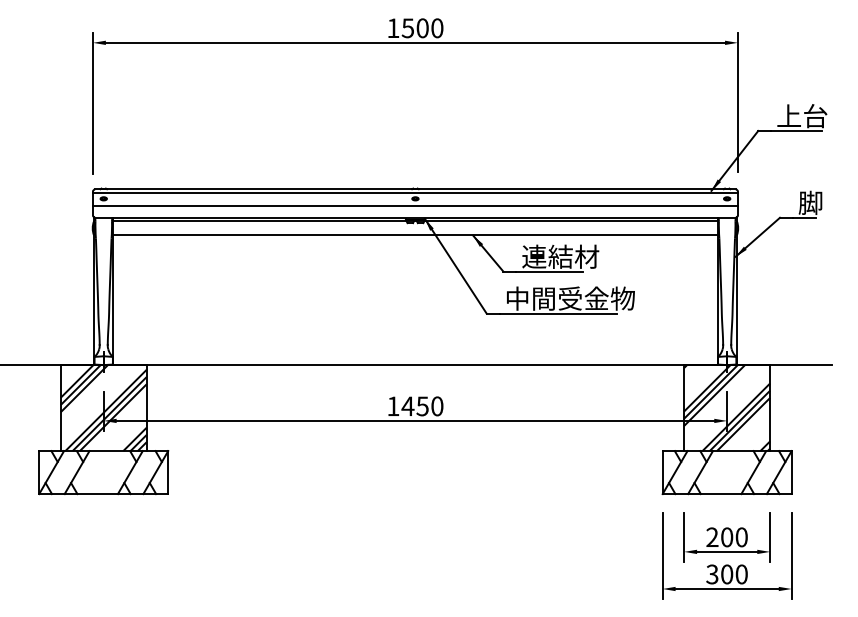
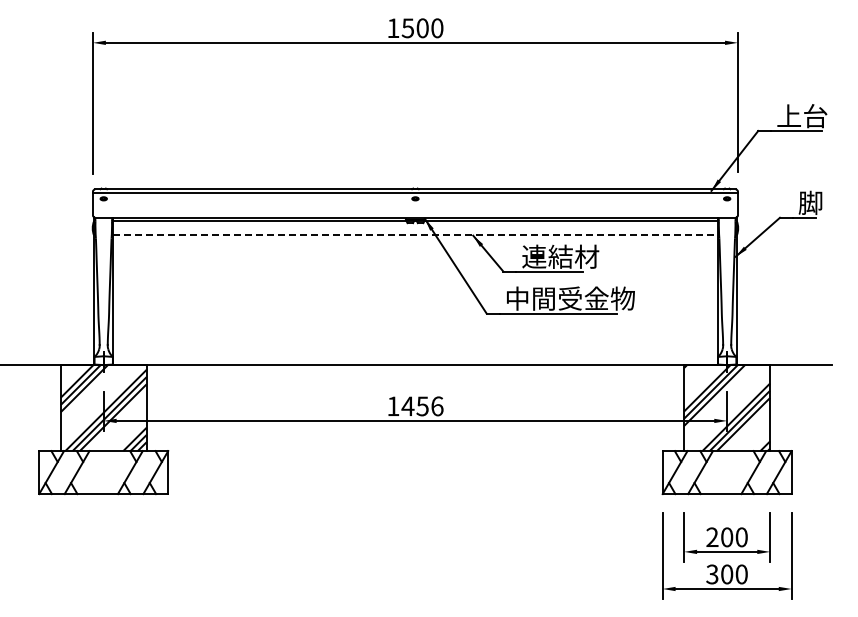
line: present -> none (414, 205)
line: solid -> dashed (415, 235)
text: 1450 -> 1456 (437, 406)
